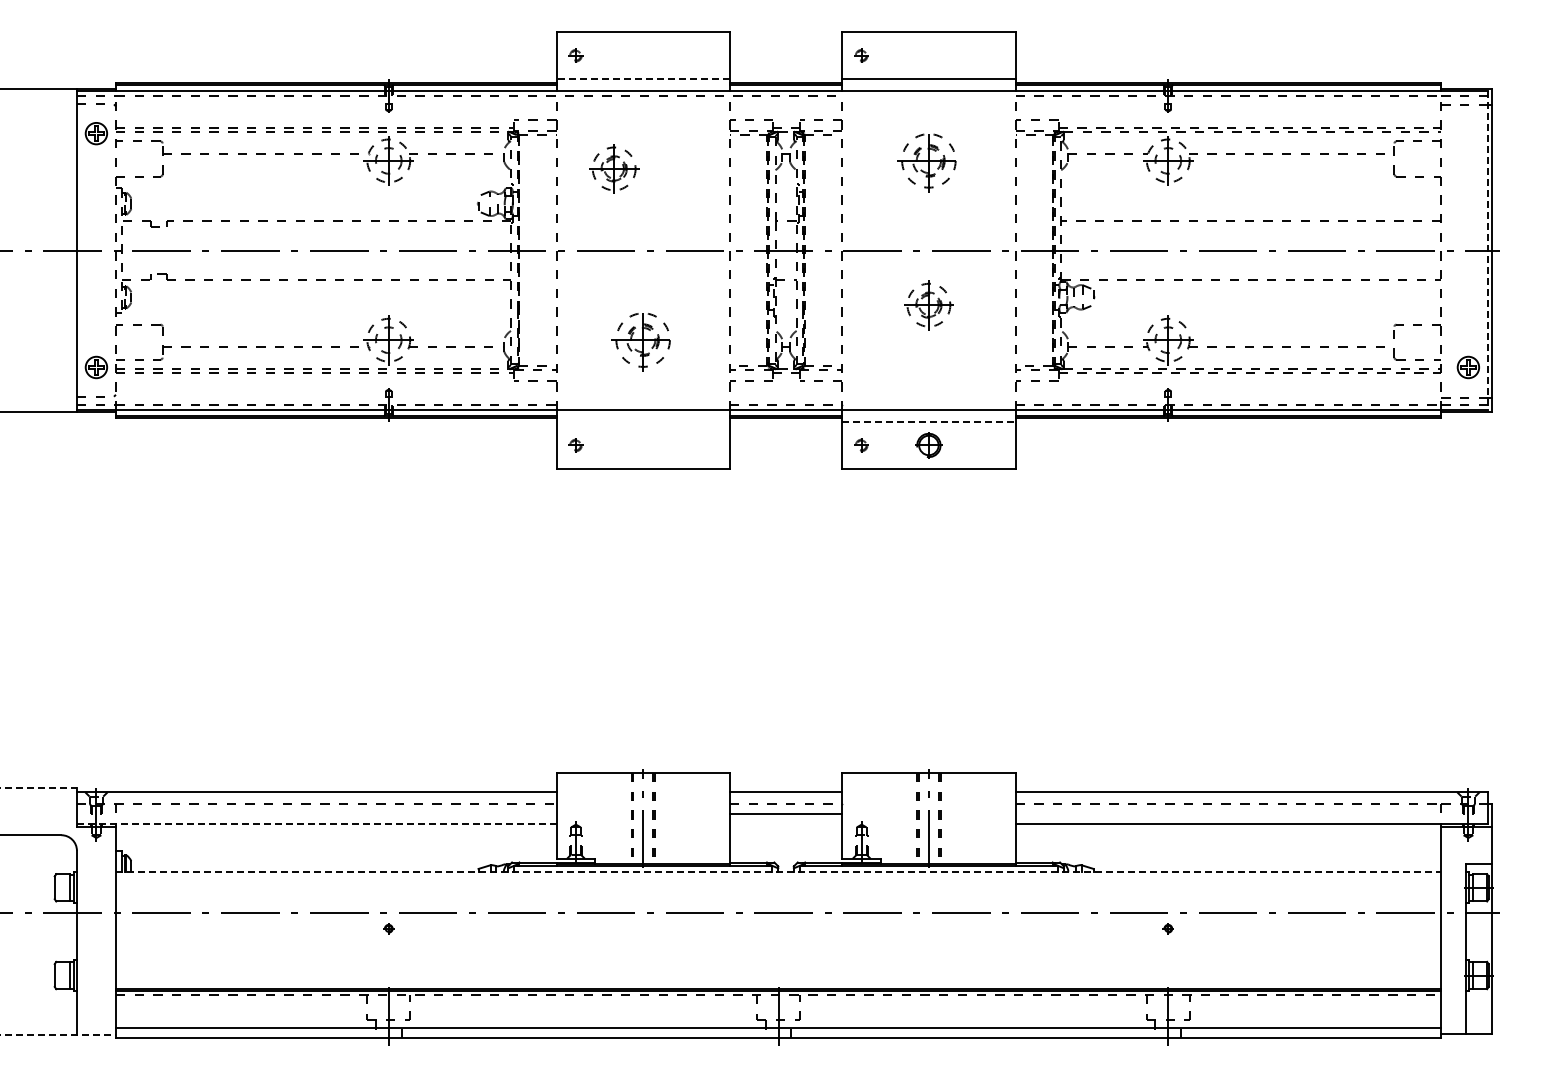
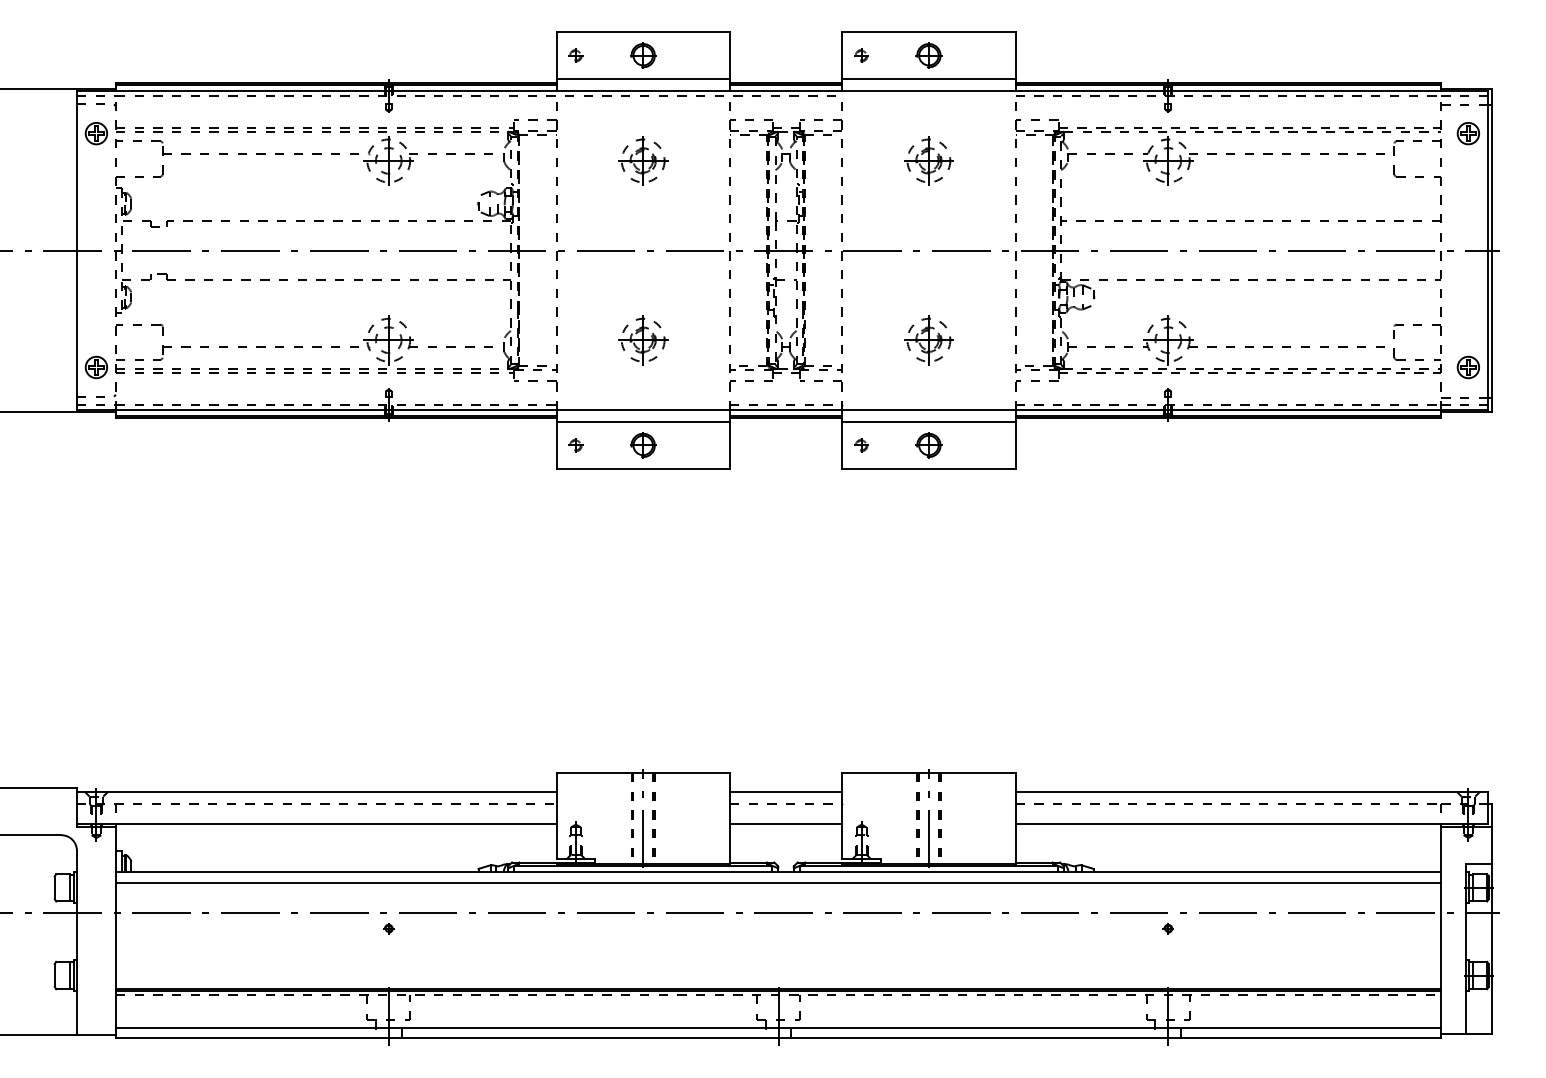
part: none -> present (643, 55)
part: none -> present (928, 55)
line: dashed -> solid (643, 79)
part: none -> present (1467, 133)
part size: 60x60 px -> 50x50 px (928, 160)
part position: (614, 168) -> (643, 160) (643, 160)
line: dashed -> solid (1487, 250)
part position: (928, 305) -> (928, 340) (928, 340)
part size: 60x59 px -> 51x51 px (643, 340)
line: none -> present (642, 422)
line: dashed -> solid (928, 422)
part: none -> present (643, 445)
line: dashed -> solid (39, 788)
line position: (785, 813) -> (785, 823) (785, 823)
line: dashed -> solid (316, 823)
line: dashed -> solid (778, 872)
line: none -> present (778, 883)
line: dashed -> solid (58, 1034)
